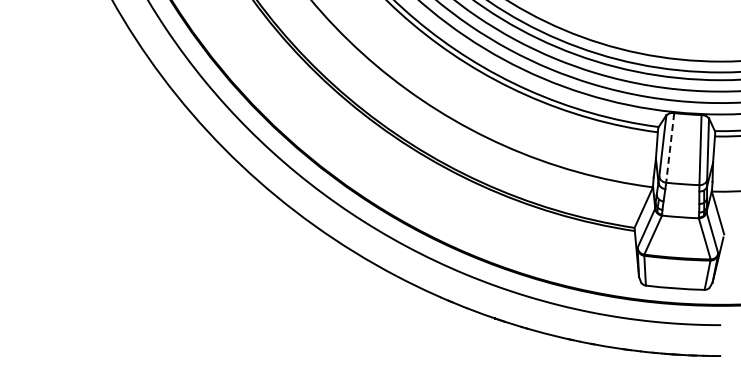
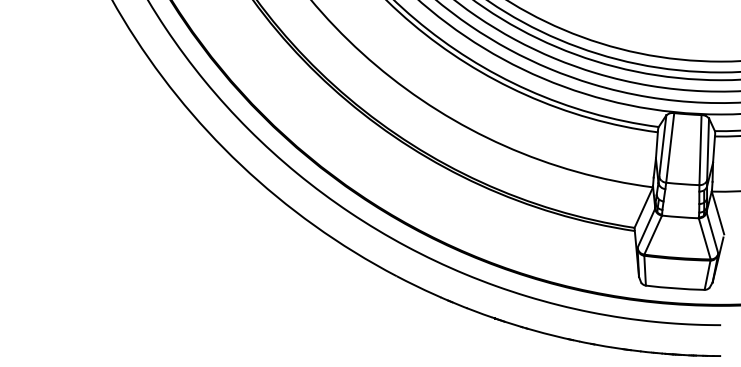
line: dashed -> solid (670, 148)
